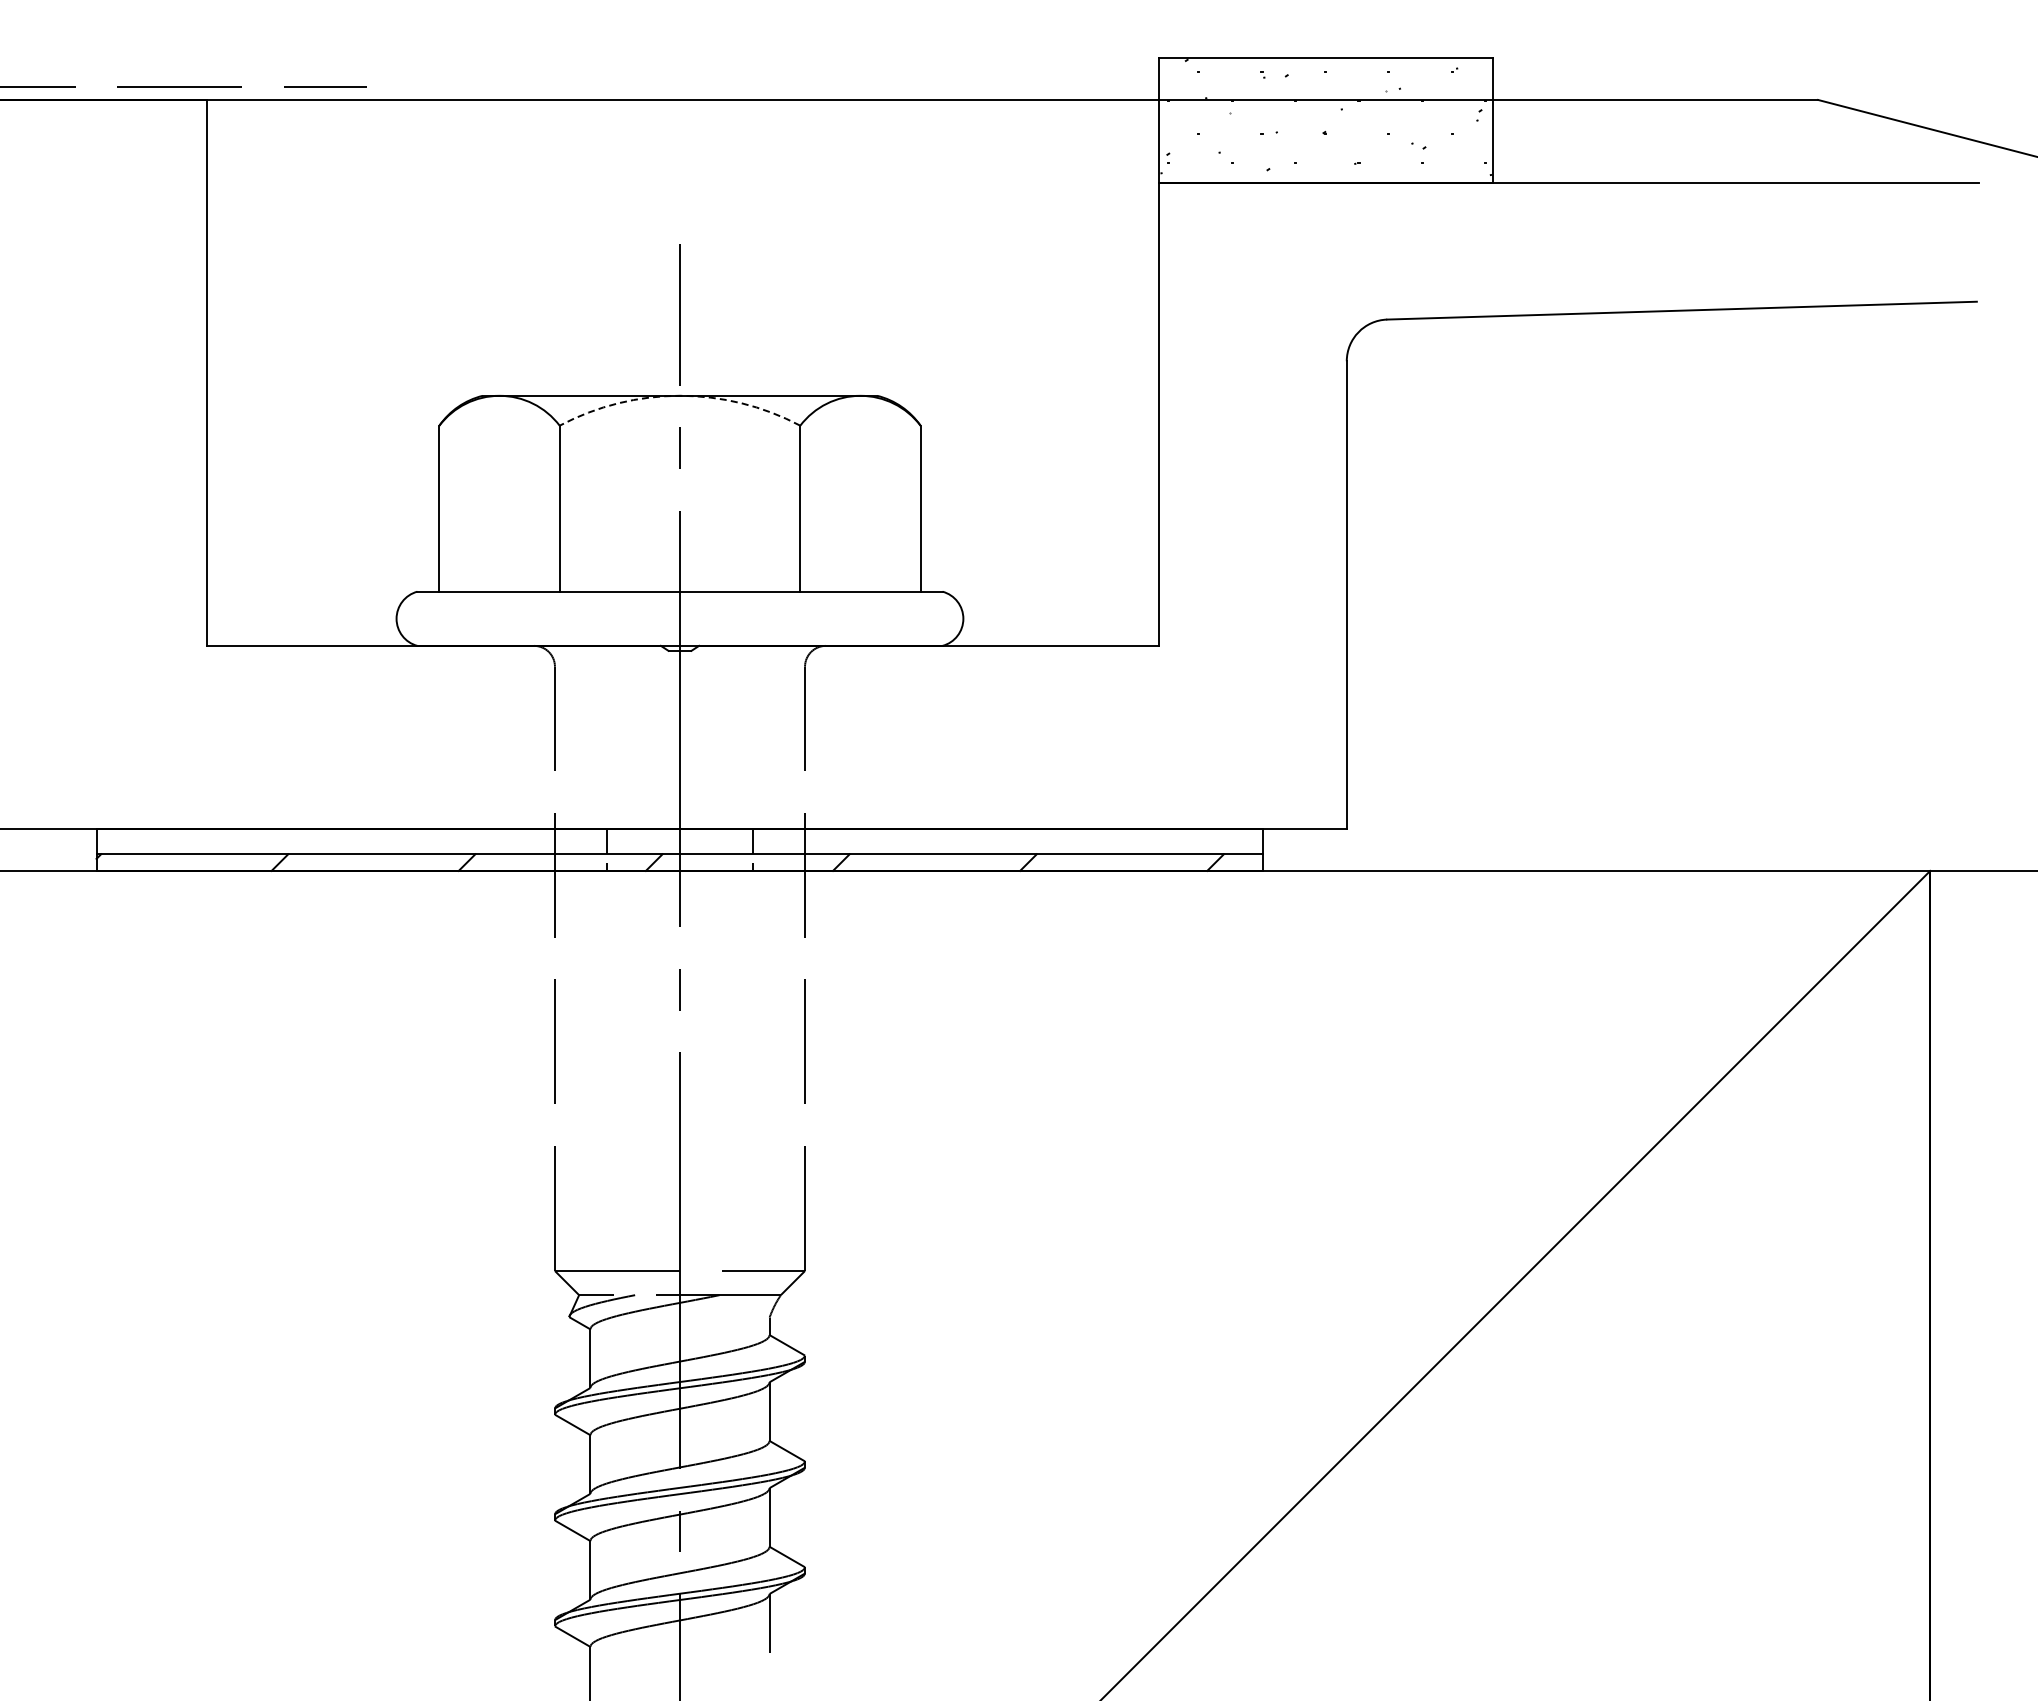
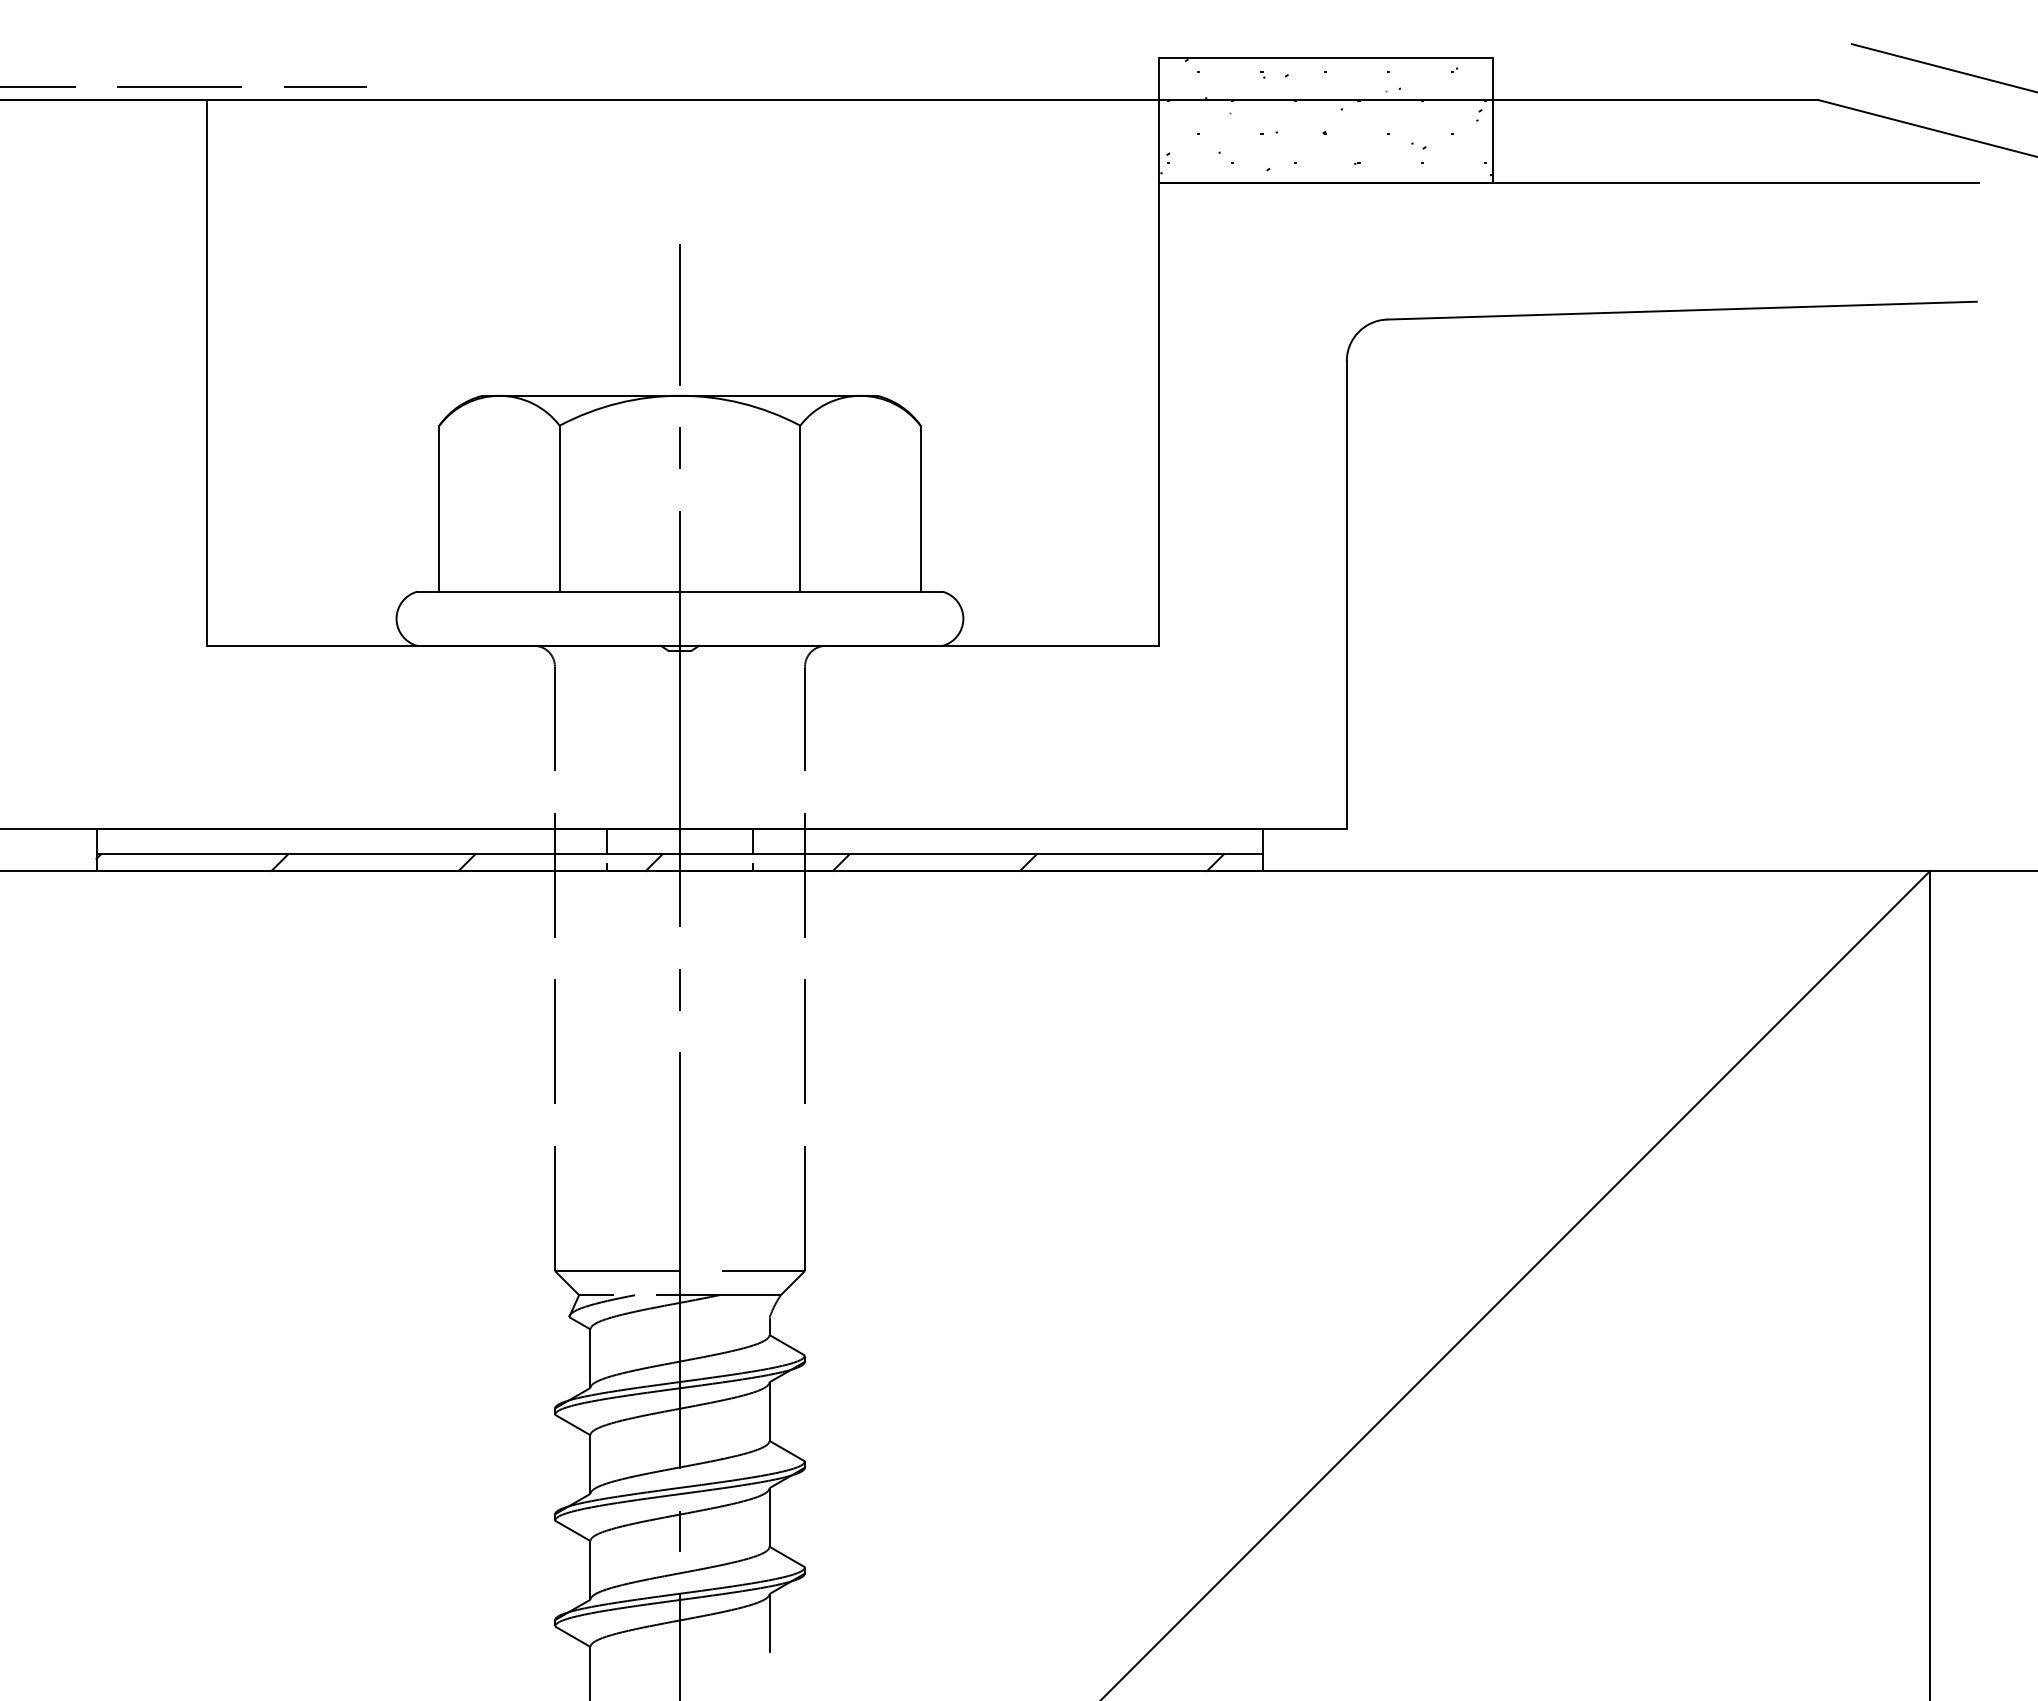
line: none -> present (1942, 67)
arc: dashed -> solid (680, 395)
